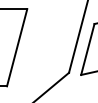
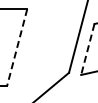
line: solid -> dashed (17, 47)
line: solid -> dashed (87, 49)
